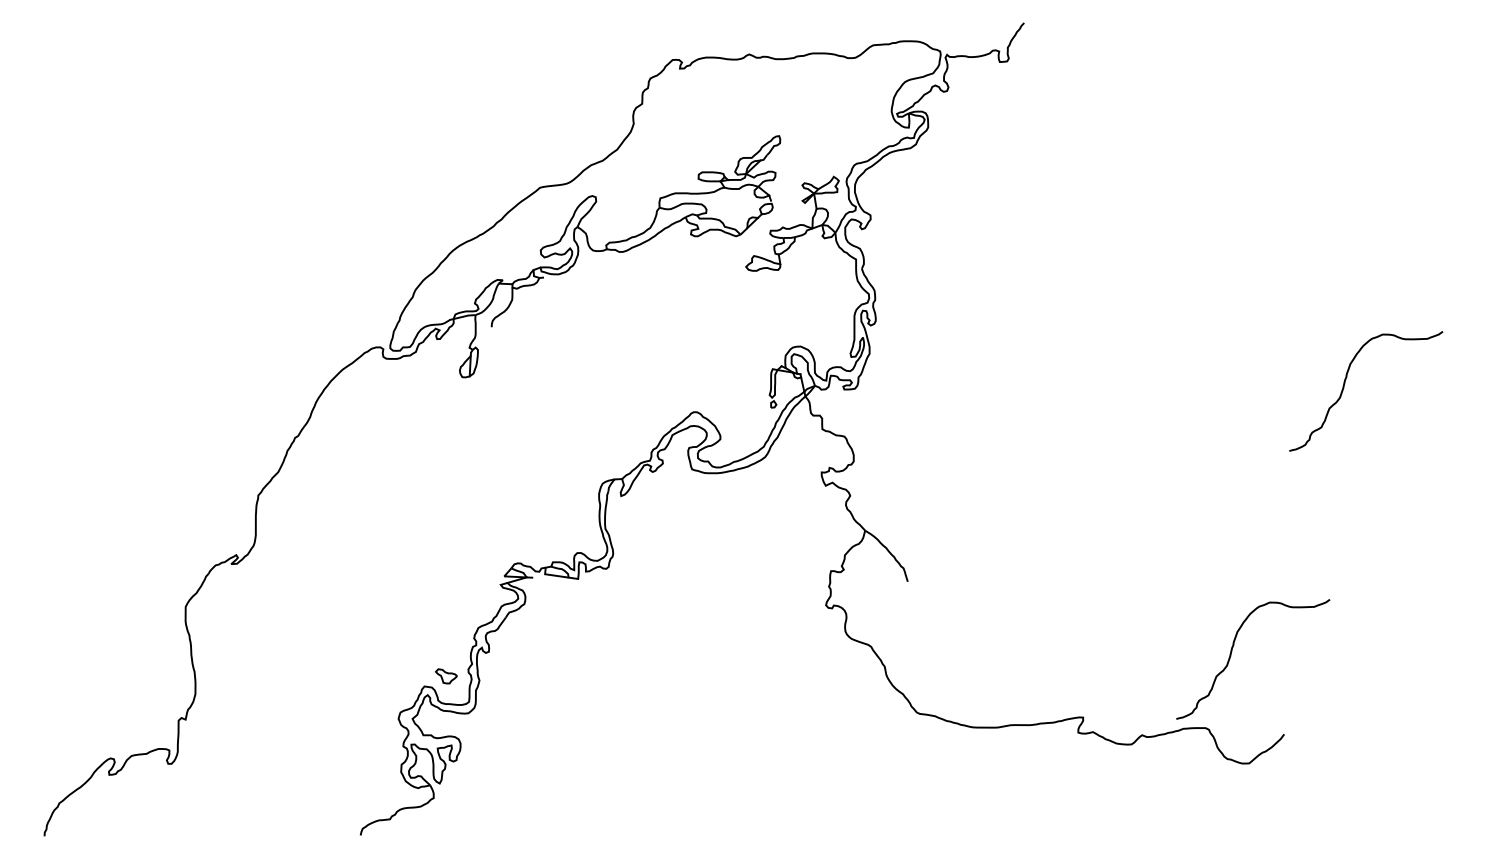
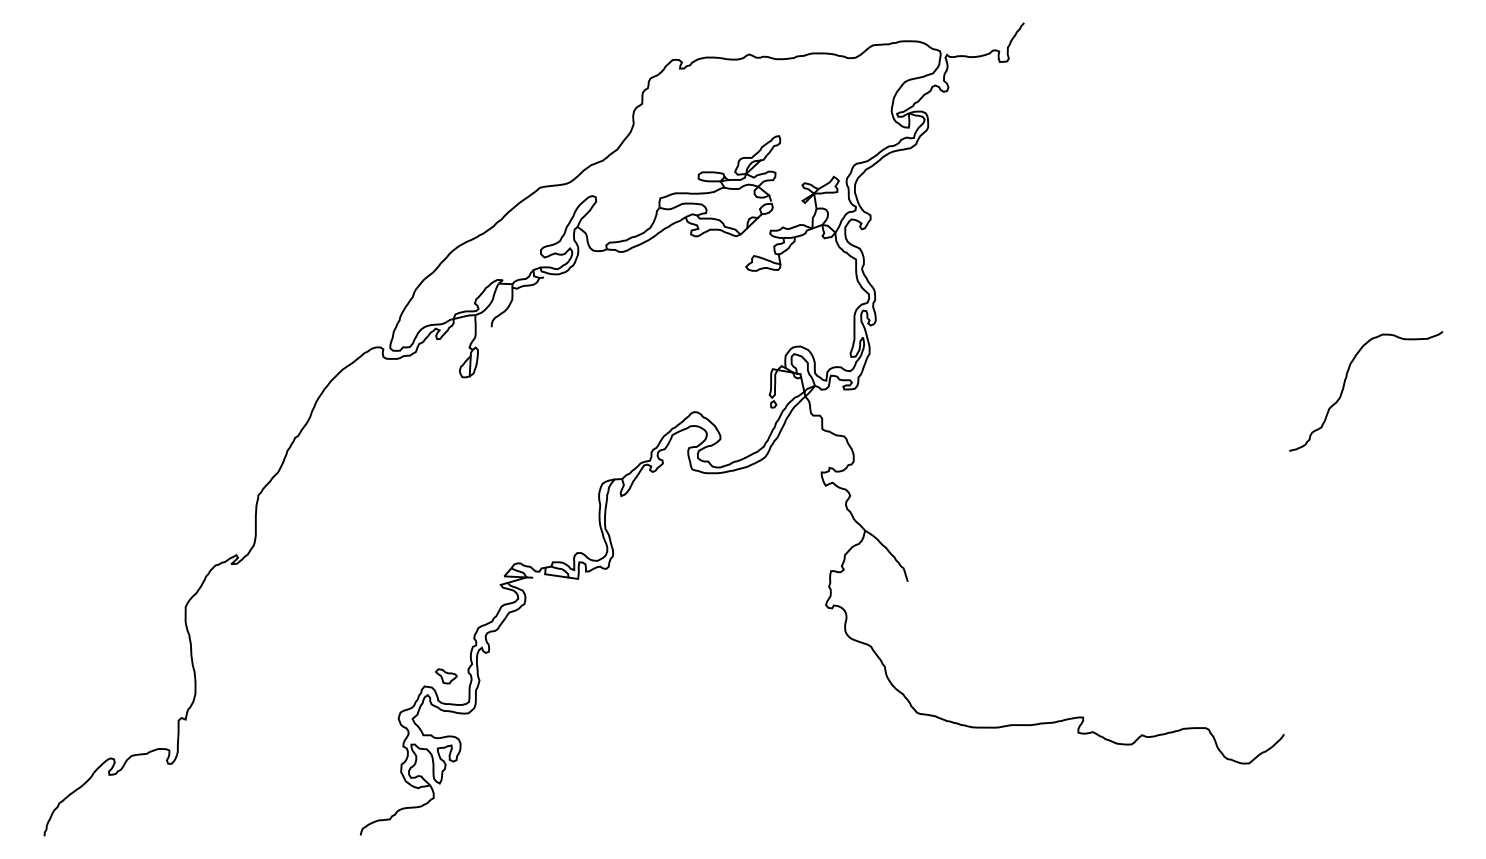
curve: present -> none (1231, 656)
